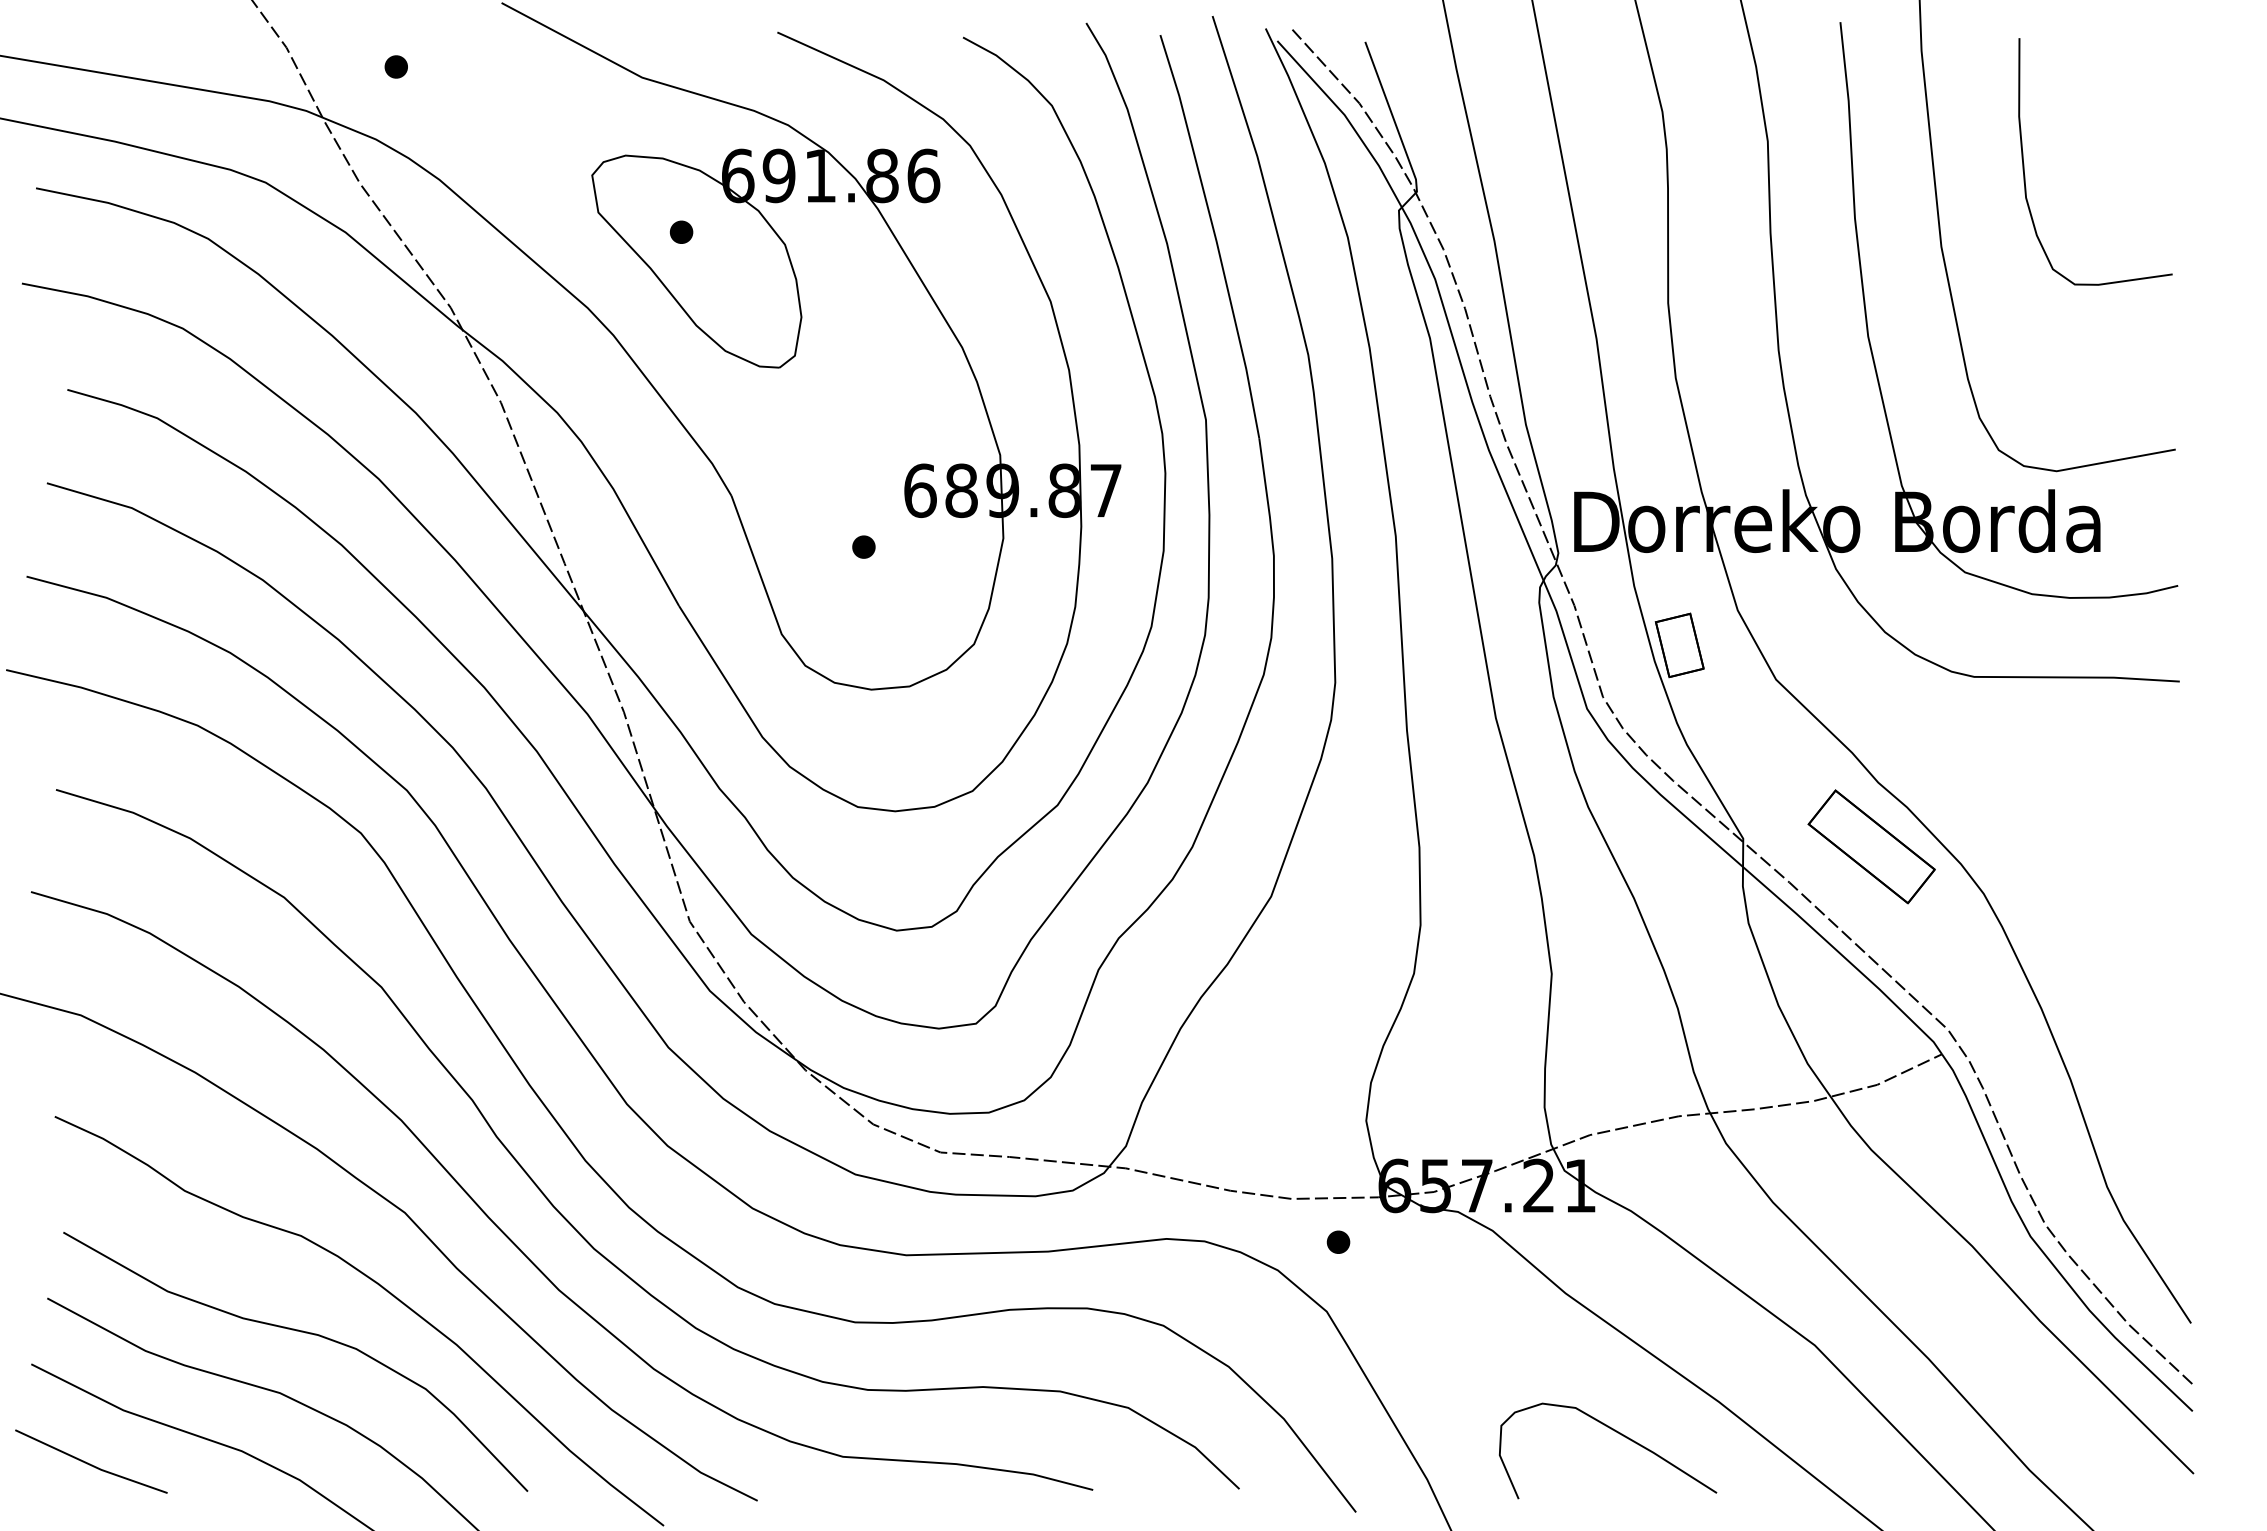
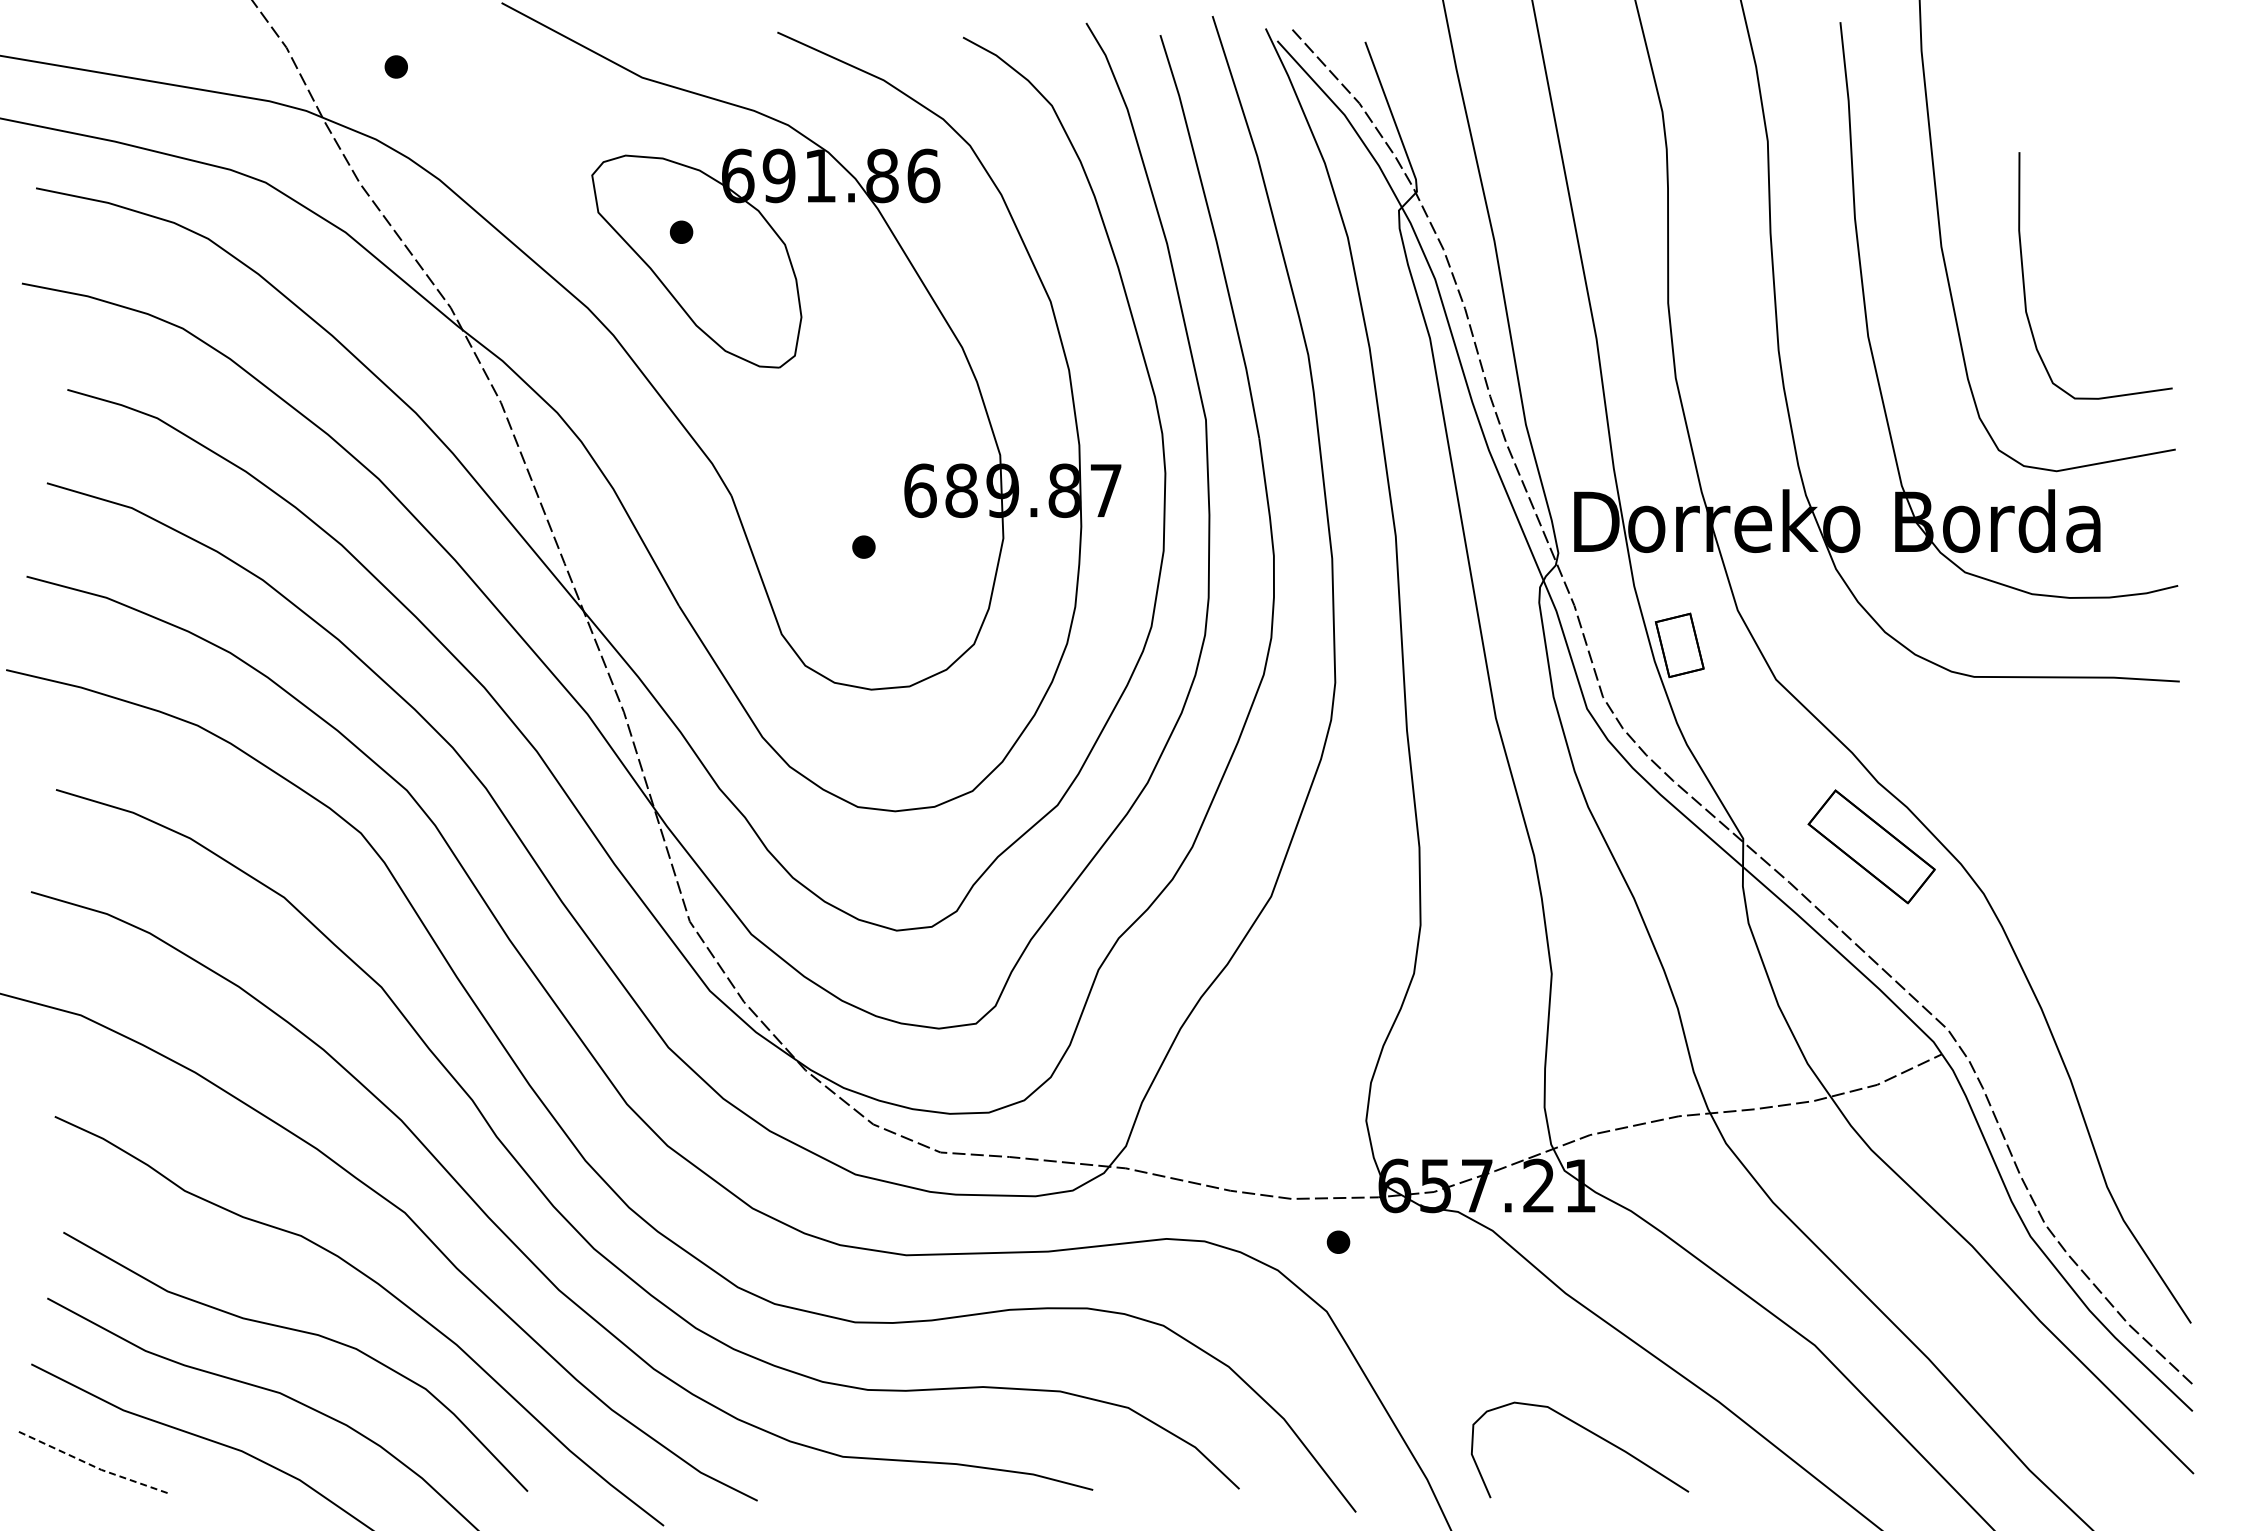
curve position: (2024, 163) -> (2024, 277) (2024, 277)
curve position: (1617, 1433) -> (1589, 1432) (1589, 1432)
line: solid -> dashed (90, 1464)
